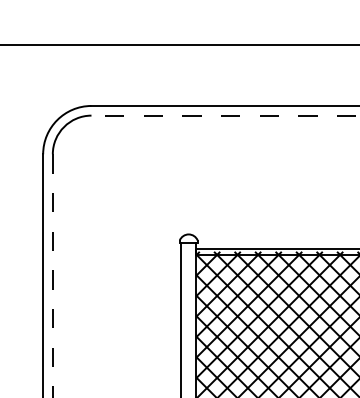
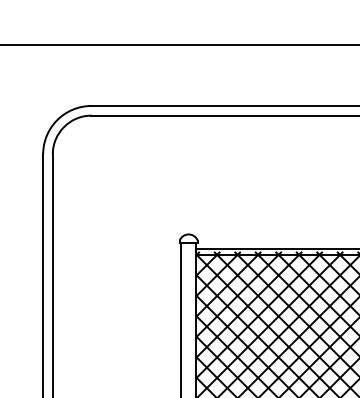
line: dashed -> solid (225, 115)
line: dashed -> solid (52, 276)
